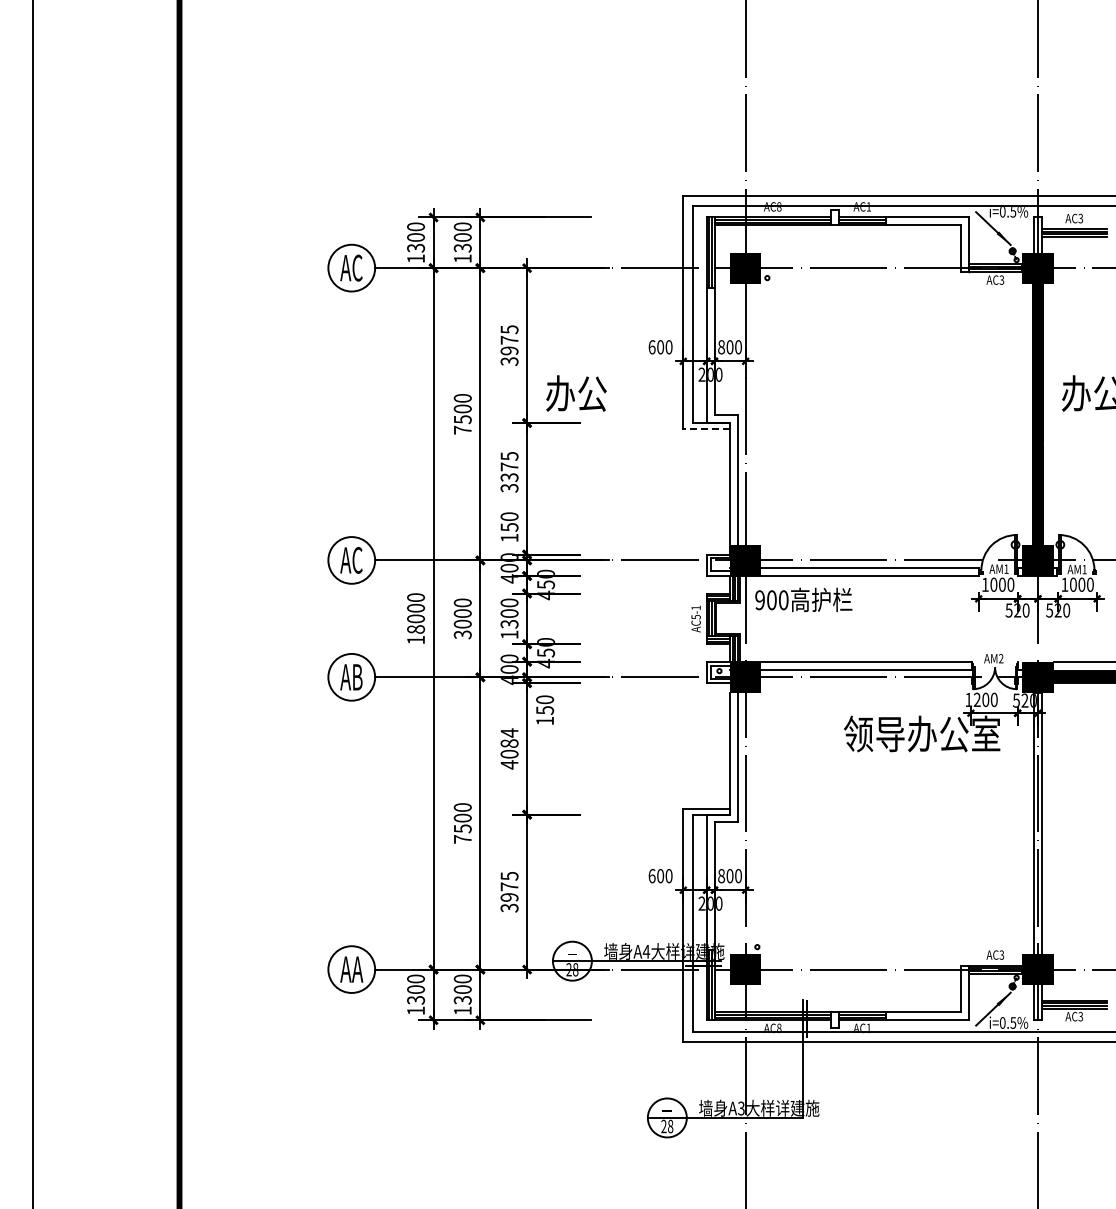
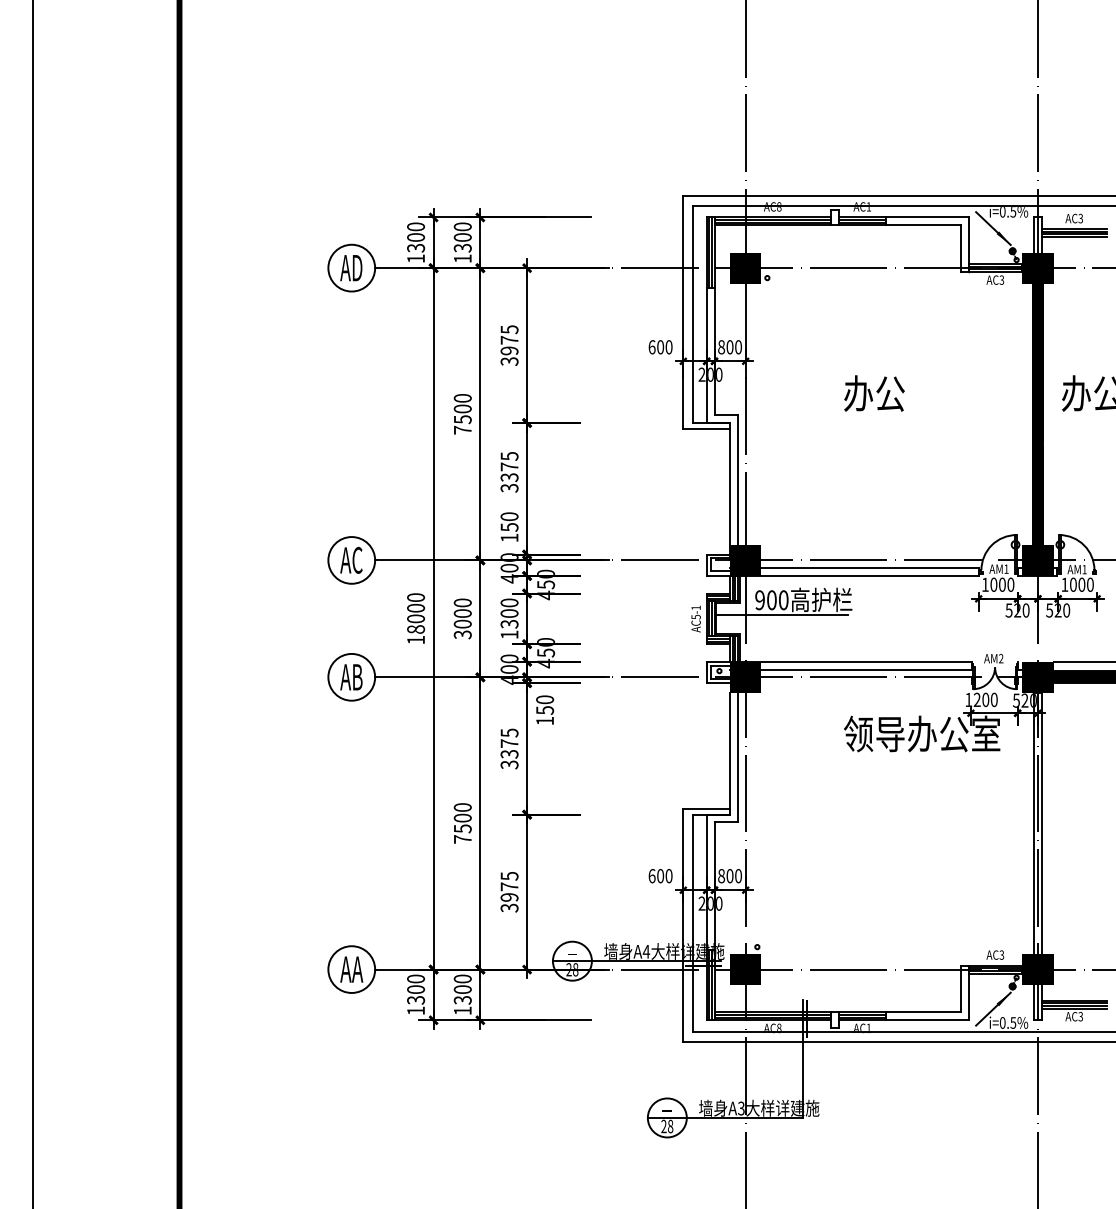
text: AC -> AD (352, 267)
text position: (576, 393) -> (874, 393) (874, 393)
line: dashed -> solid (706, 428)
line: none -> present (782, 614)
text: 4084 -> 3375 (509, 748)
